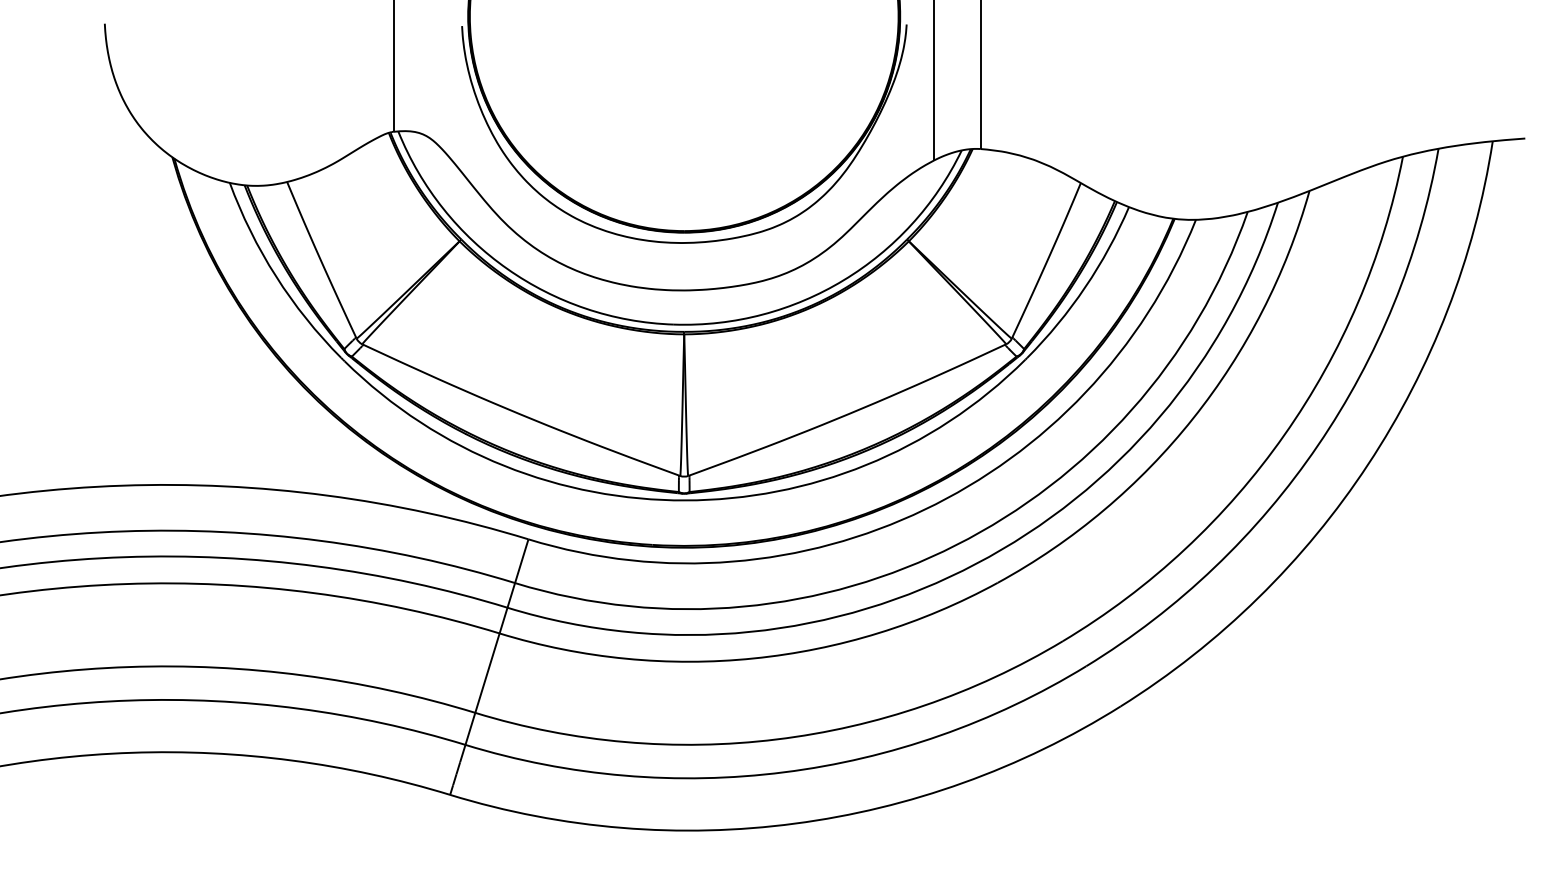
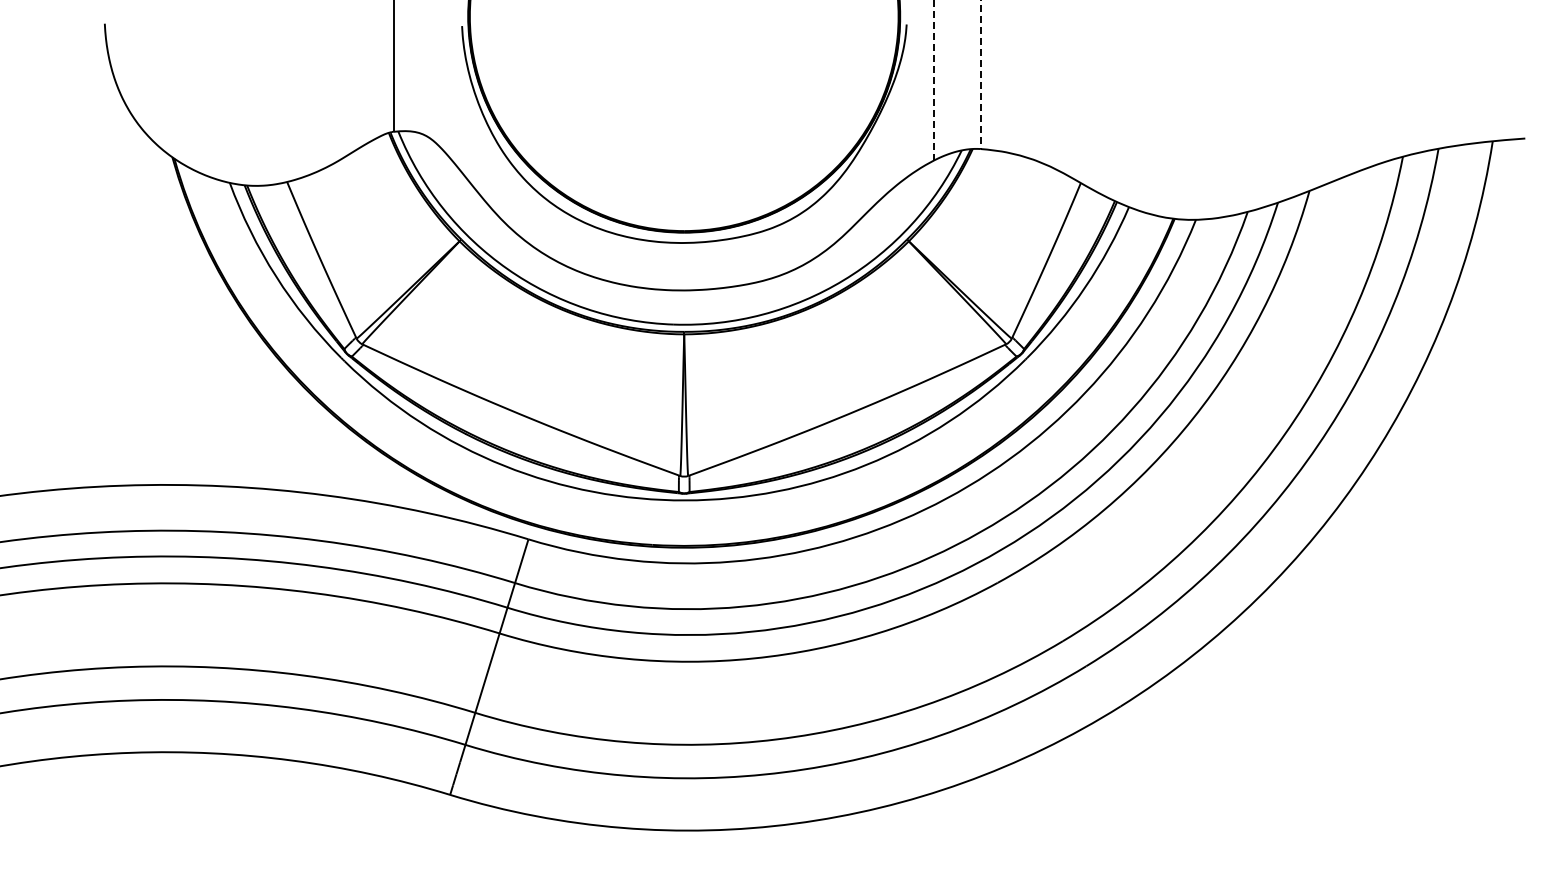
line: solid -> dashed (980, 75)
line: solid -> dashed (933, 80)
